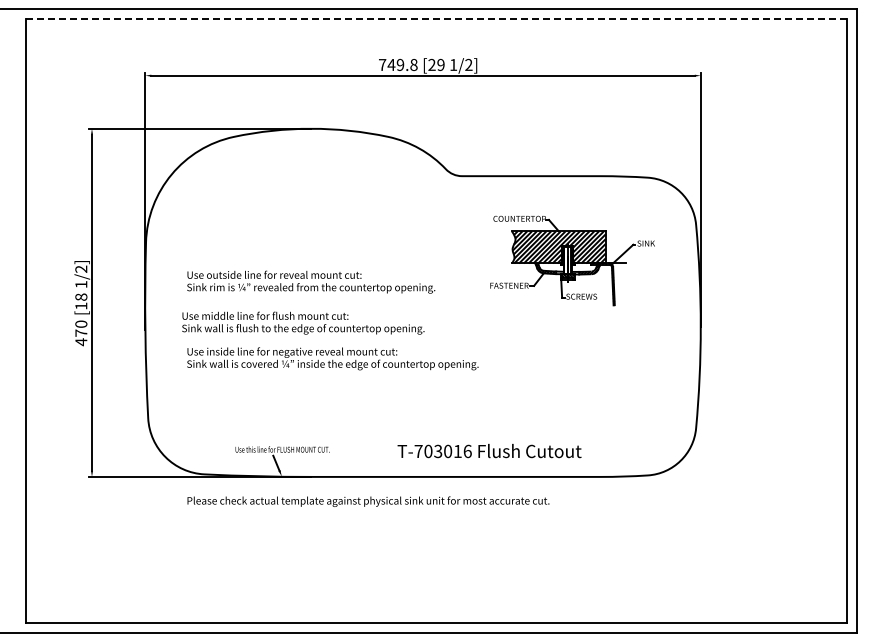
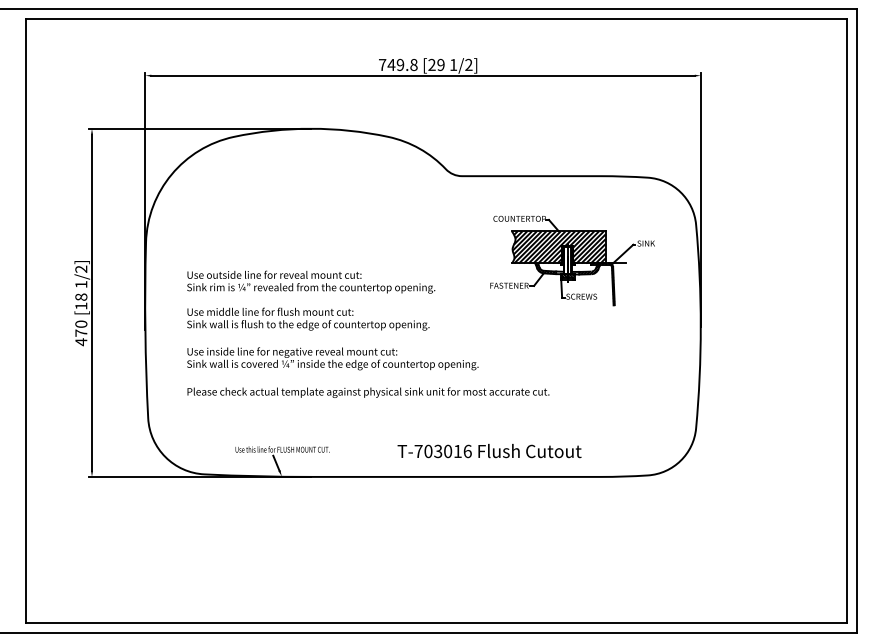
line: dashed -> solid (436, 19)
text position: (303, 322) -> (308, 318) (308, 318)
text position: (368, 501) -> (368, 392) (368, 392)
